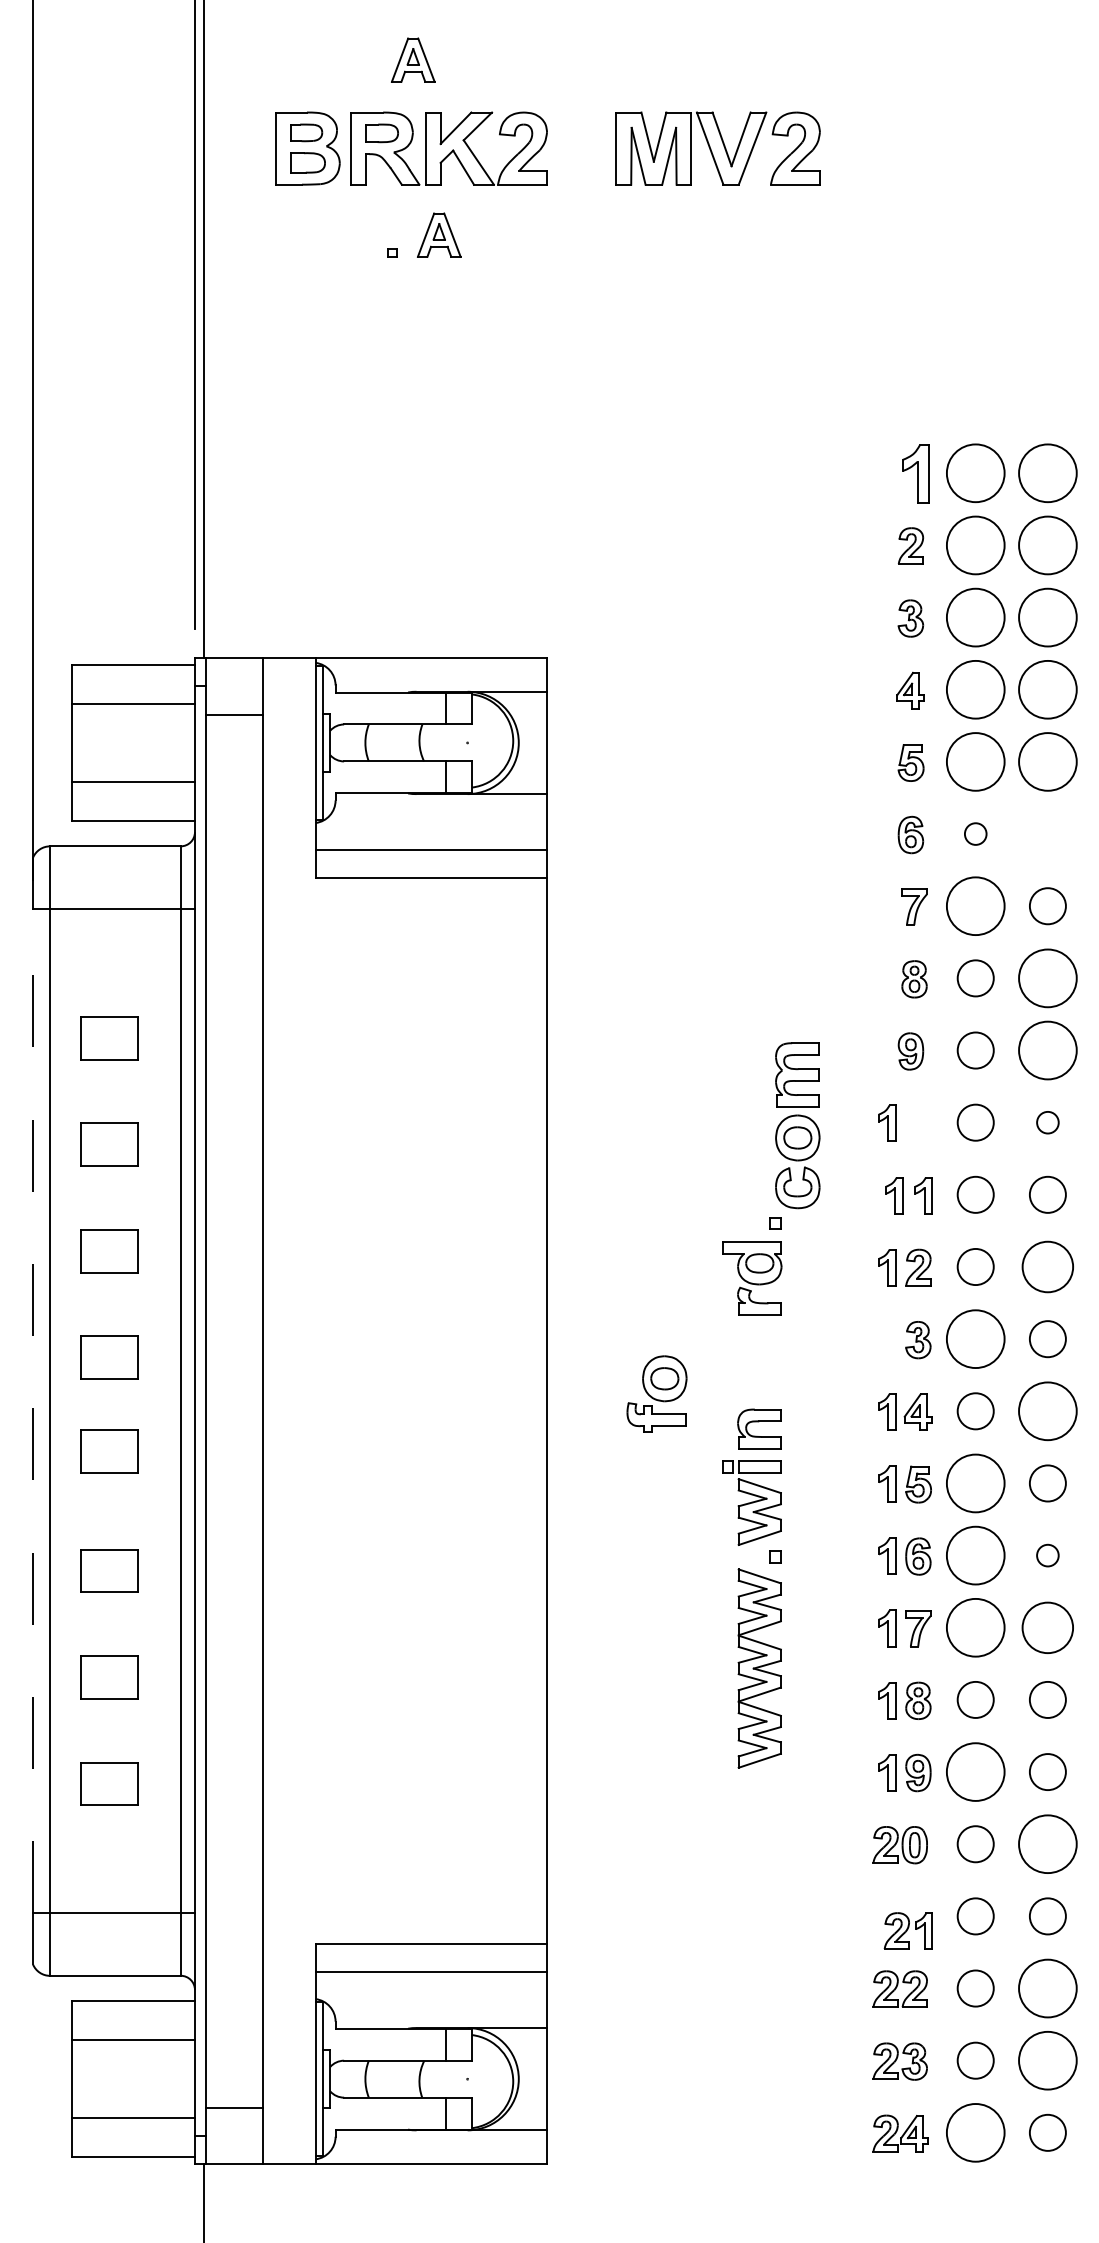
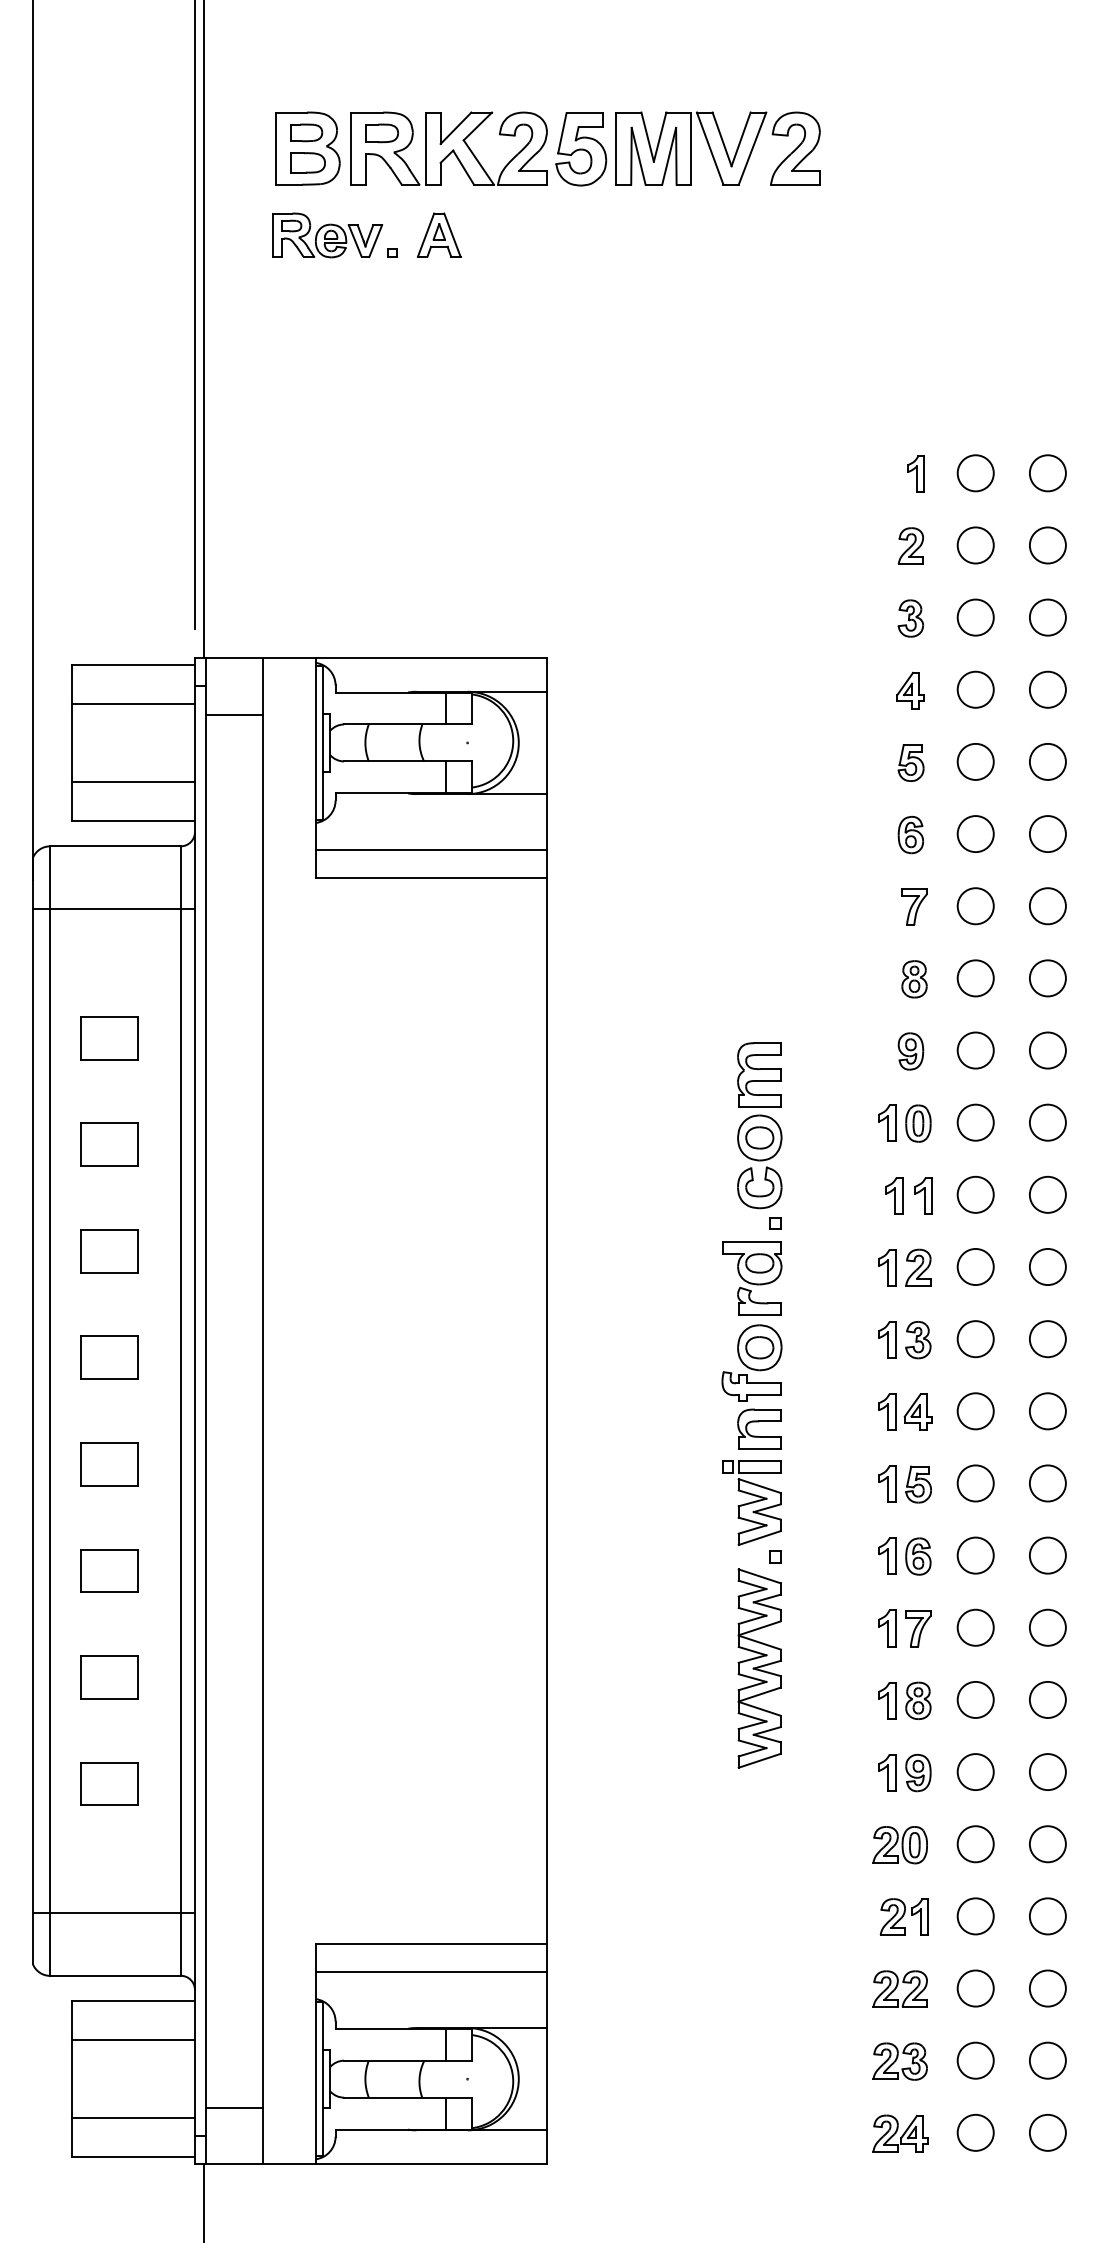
part: present -> none (413, 59)
part: none -> present (581, 149)
part: none -> present (327, 235)
part size: 28x60 px -> 18x38 px (915, 473)
circle diameter: 58 px -> 36 px (975, 473)
circle diameter: 58 px -> 36 px (1047, 473)
circle diameter: 58 px -> 36 px (975, 545)
circle diameter: 58 px -> 36 px (1047, 545)
circle diameter: 58 px -> 36 px (975, 617)
circle diameter: 58 px -> 36 px (1047, 617)
circle diameter: 58 px -> 36 px (975, 689)
circle diameter: 58 px -> 36 px (1047, 689)
circle diameter: 58 px -> 36 px (975, 761)
circle diameter: 58 px -> 36 px (1047, 761)
circle diameter: 22 px -> 36 px (975, 834)
circle: none -> present (1047, 833)
circle diameter: 58 px -> 36 px (975, 906)
circle diameter: 58 px -> 36 px (1047, 978)
circle diameter: 58 px -> 36 px (1047, 1050)
circle diameter: 22 px -> 36 px (1047, 1122)
part: none -> present (918, 1123)
part position: (797, 1125) -> (759, 1125) (759, 1125)
circle diameter: 51 px -> 36 px (1047, 1266)
part: none -> present (887, 1339)
circle diameter: 58 px -> 36 px (975, 1339)
part position: (656, 1393) -> (751, 1362) (751, 1362)
line: dashed -> solid (33, 1410)
circle diameter: 58 px -> 36 px (1047, 1411)
part position: (109, 1451) -> (109, 1464) (109, 1464)
circle diameter: 58 px -> 36 px (975, 1483)
circle diameter: 58 px -> 36 px (975, 1555)
circle diameter: 22 px -> 36 px (1047, 1555)
circle diameter: 58 px -> 36 px (975, 1627)
circle size: 53x53 px -> 38x39 px (1047, 1627)
circle diameter: 58 px -> 36 px (975, 1772)
circle diameter: 58 px -> 36 px (1047, 1844)
part position: (907, 1930) -> (903, 1916) (903, 1916)
circle diameter: 58 px -> 36 px (1047, 1988)
circle diameter: 58 px -> 36 px (1047, 2060)
circle diameter: 58 px -> 36 px (975, 2132)
